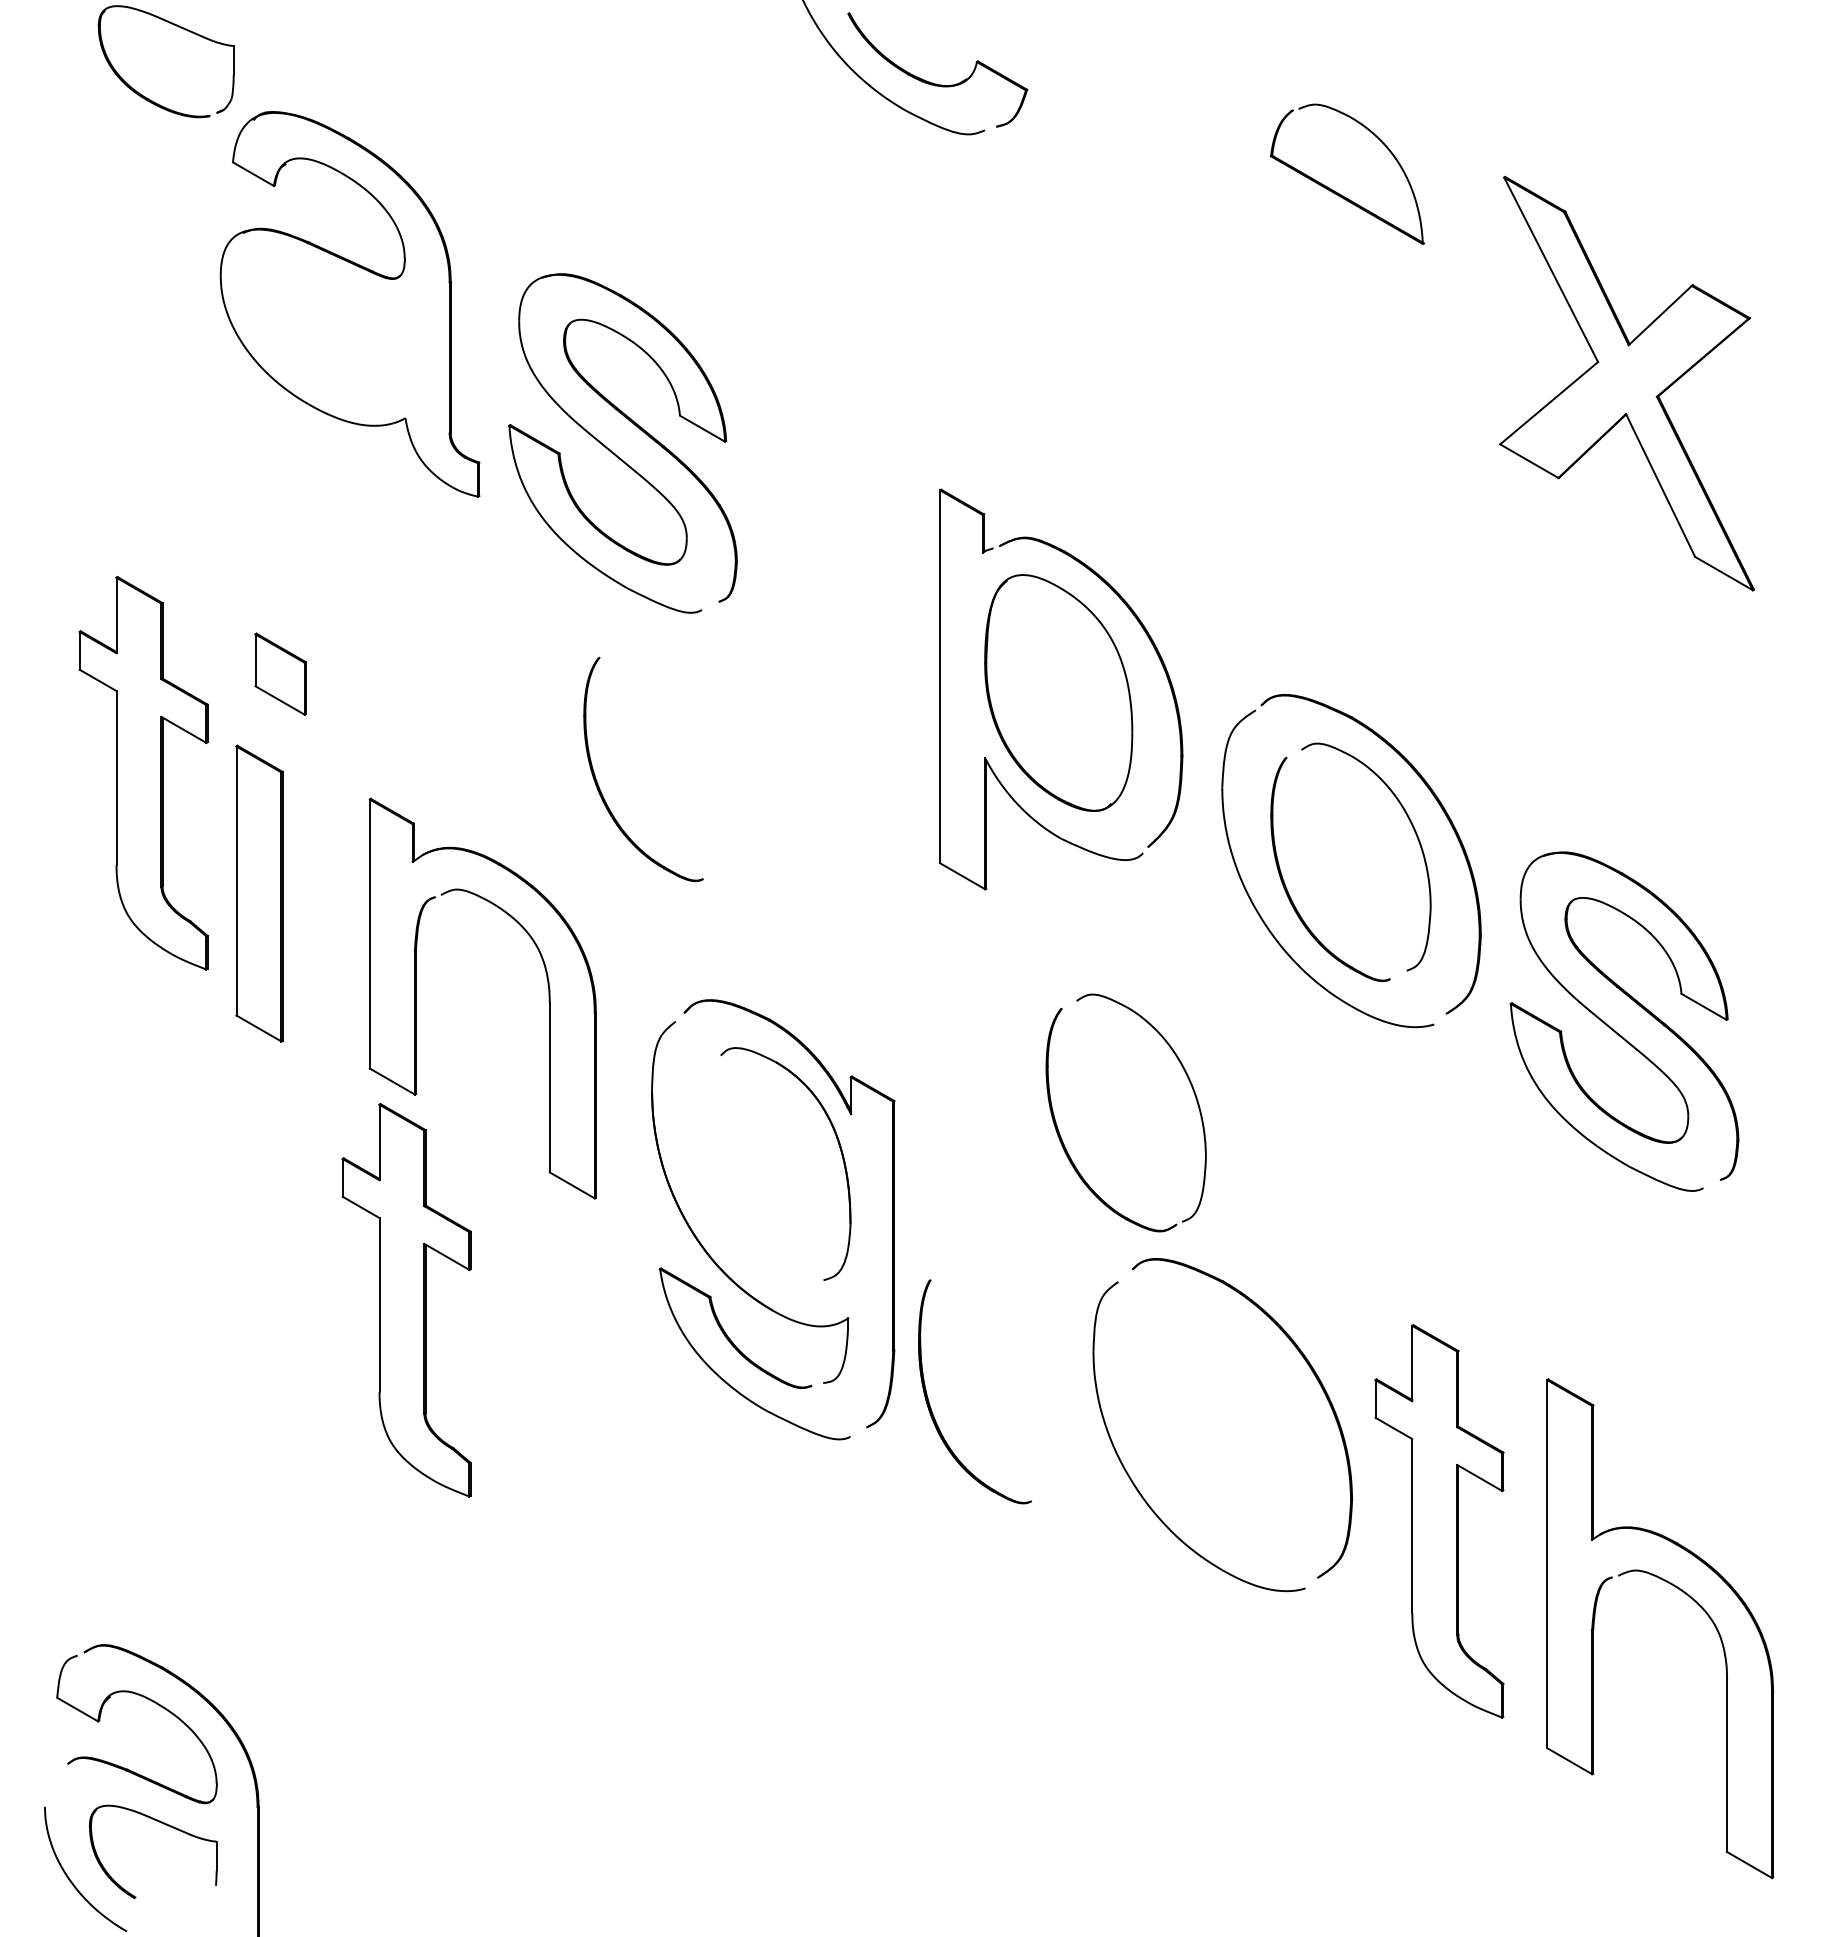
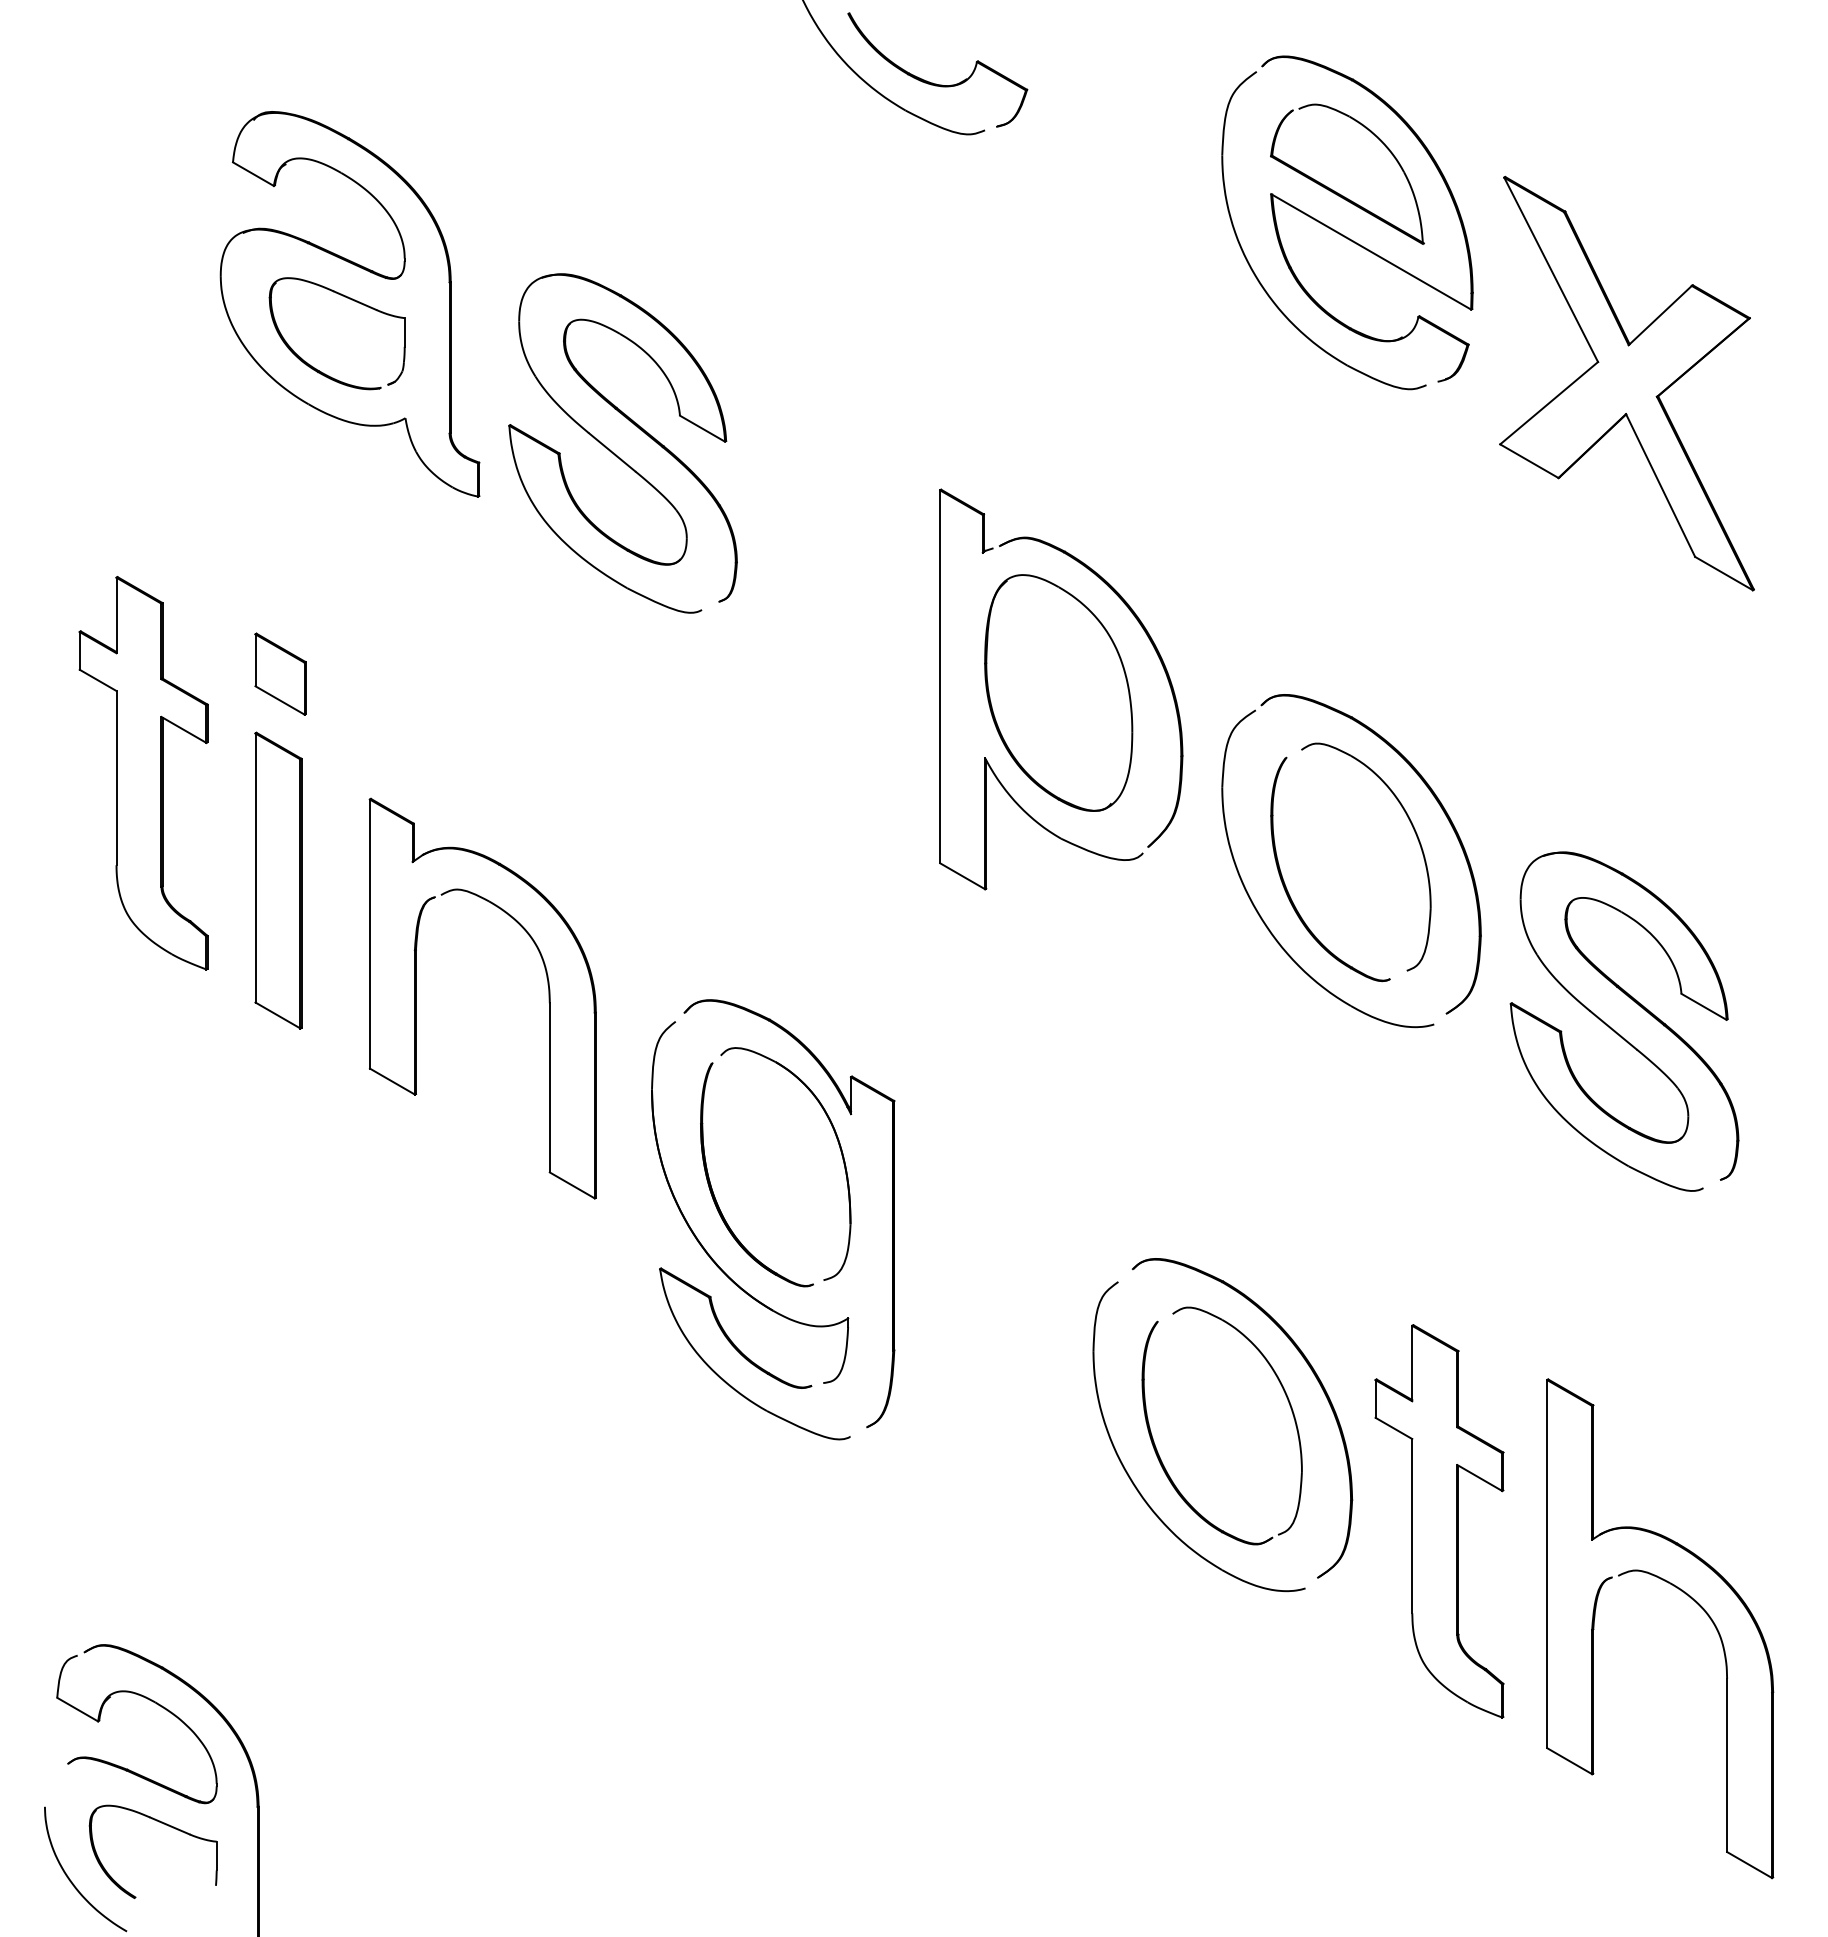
part position: (180, 28) -> (351, 300) (351, 300)
part: none -> present (1341, 233)
part: present -> none (600, 788)
part position: (259, 893) -> (278, 880) (278, 880)
part position: (1061, 1136) -> (1157, 1449) (1157, 1449)
part: present -> none (406, 1300)
part position: (929, 1401) -> (711, 1184) (711, 1184)
